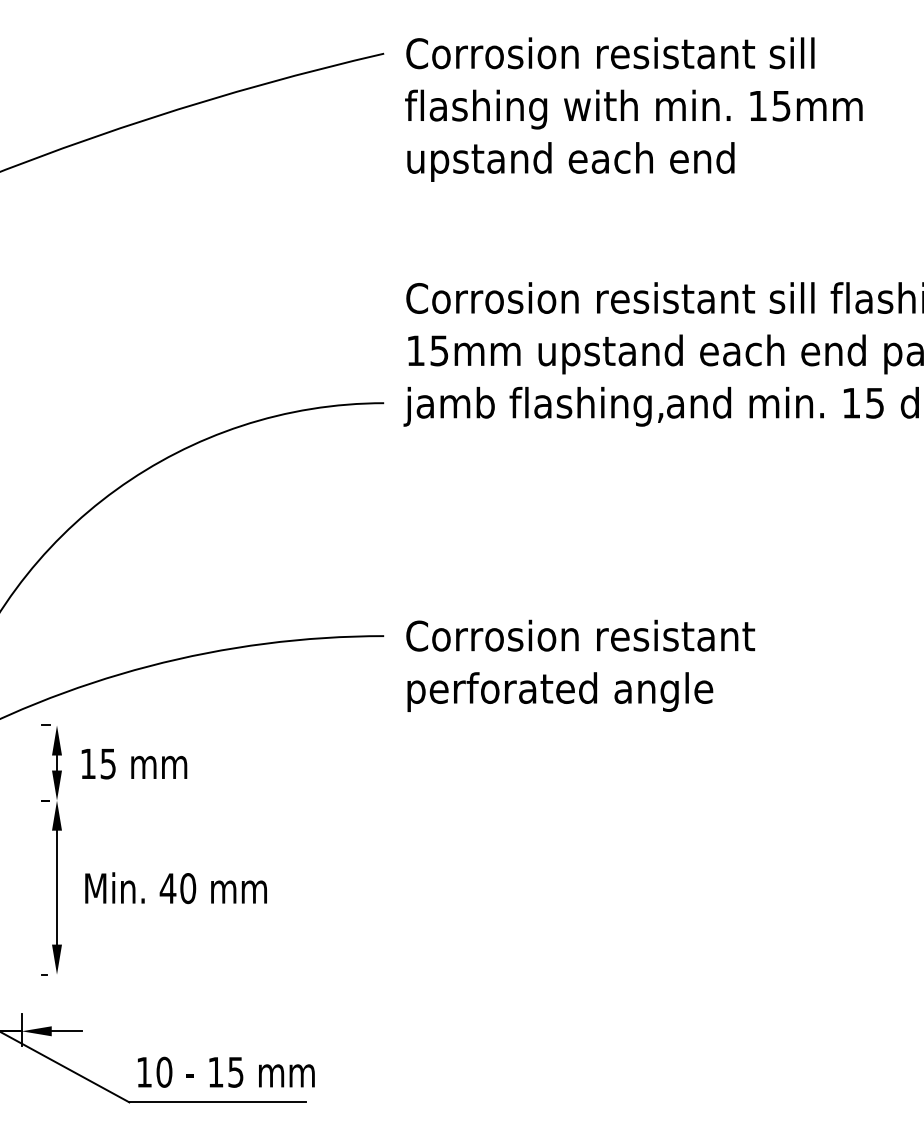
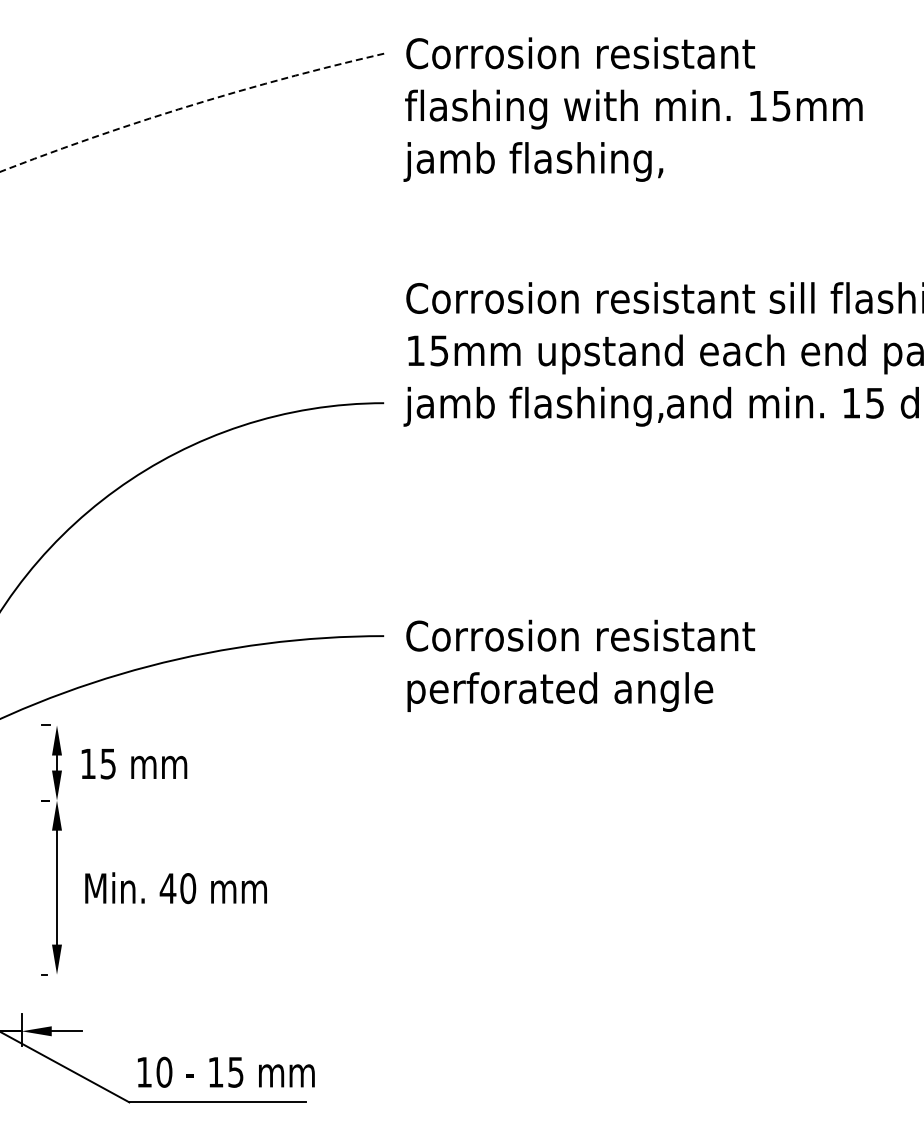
text: Corrosion resistant sill -> Corrosion resistant (791, 53)
arc: solid -> dashed (190, 105)
text: upstand each end -> jamb flashing, (568, 161)
